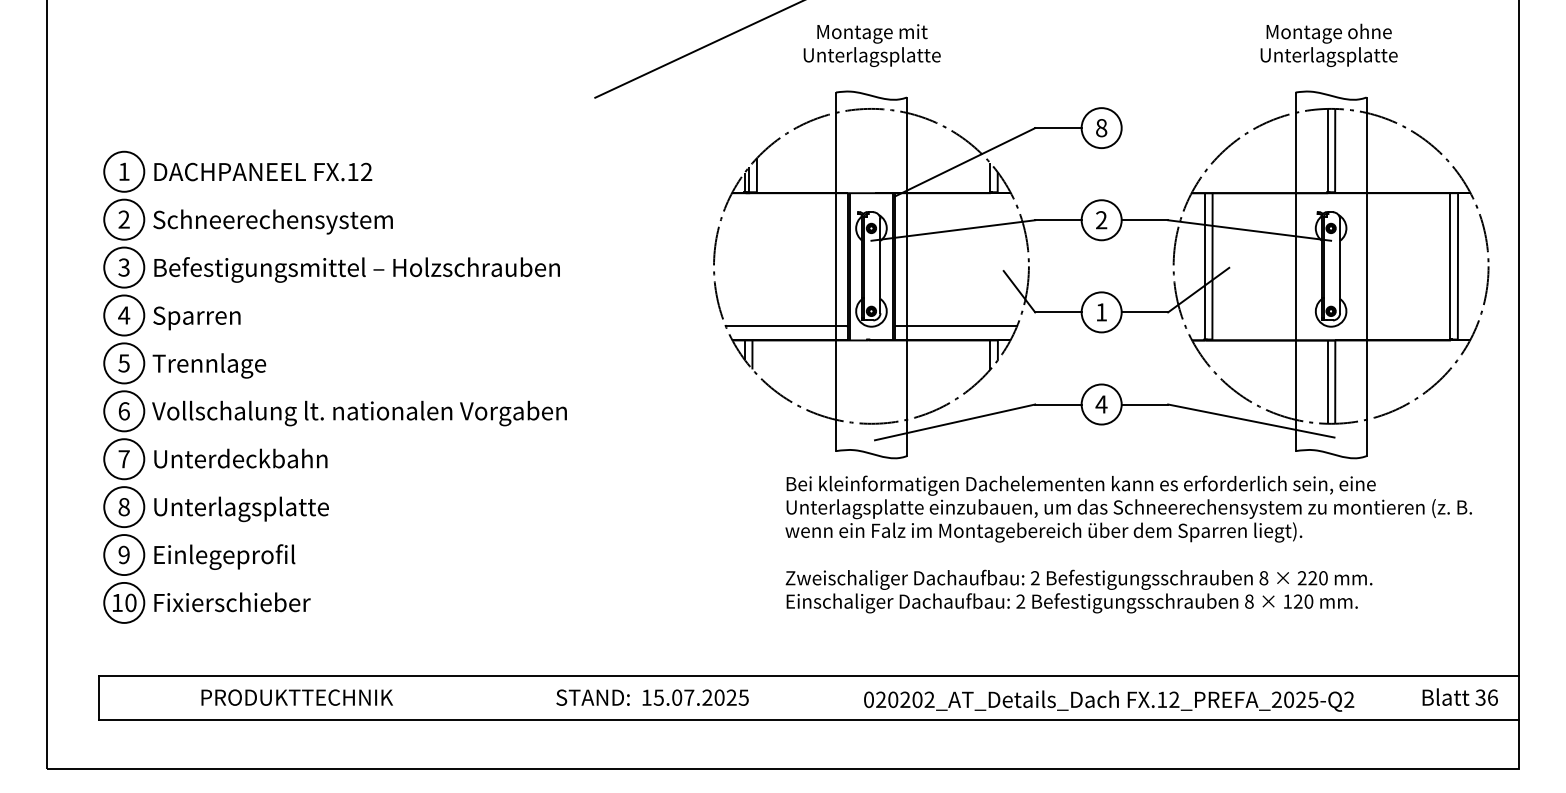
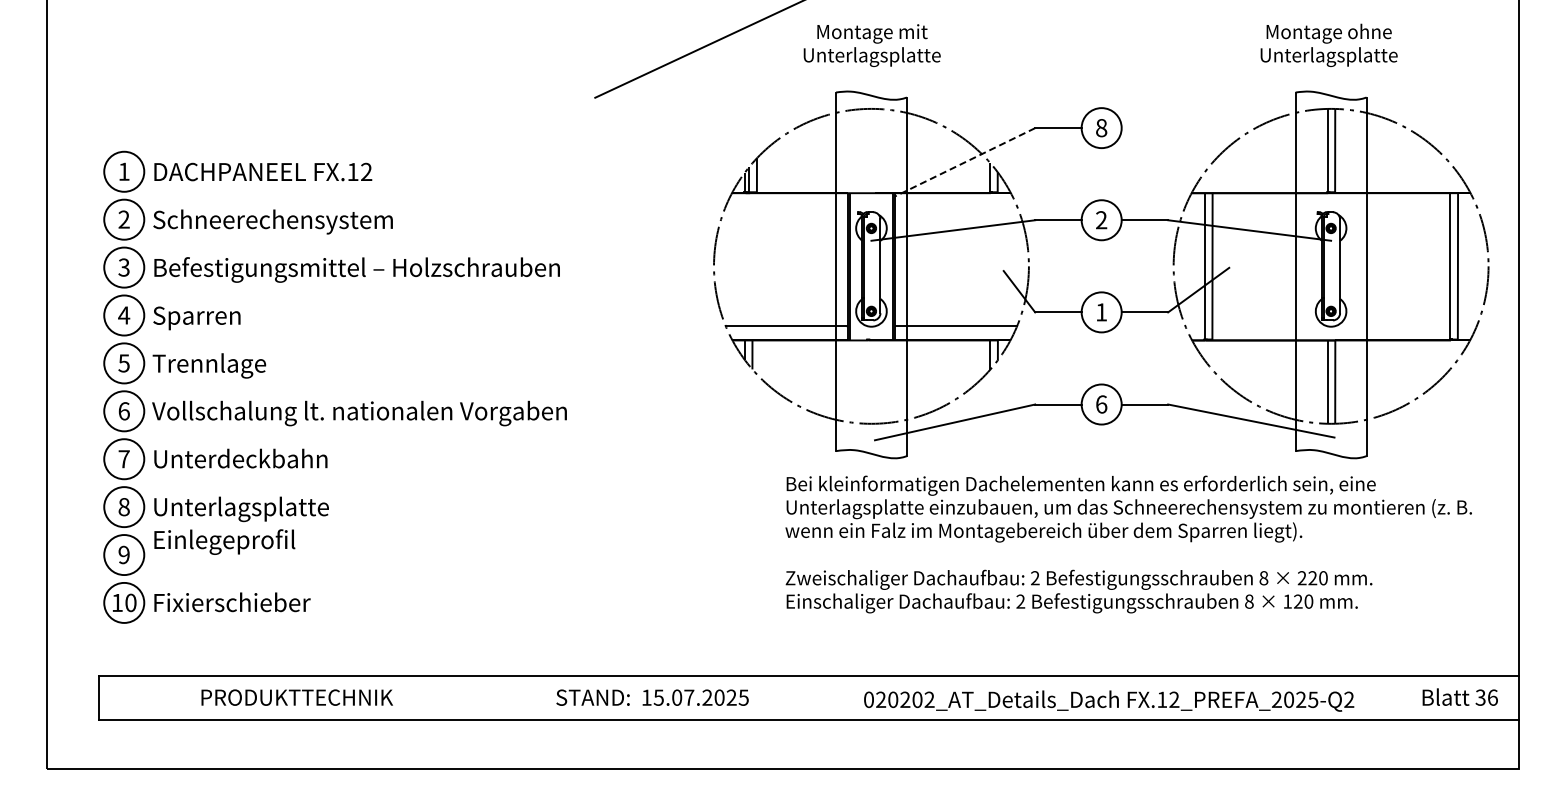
line: solid -> dashed (964, 162)
text: 4 -> 6 (1101, 404)
text position: (224, 556) -> (224, 541) (224, 541)
